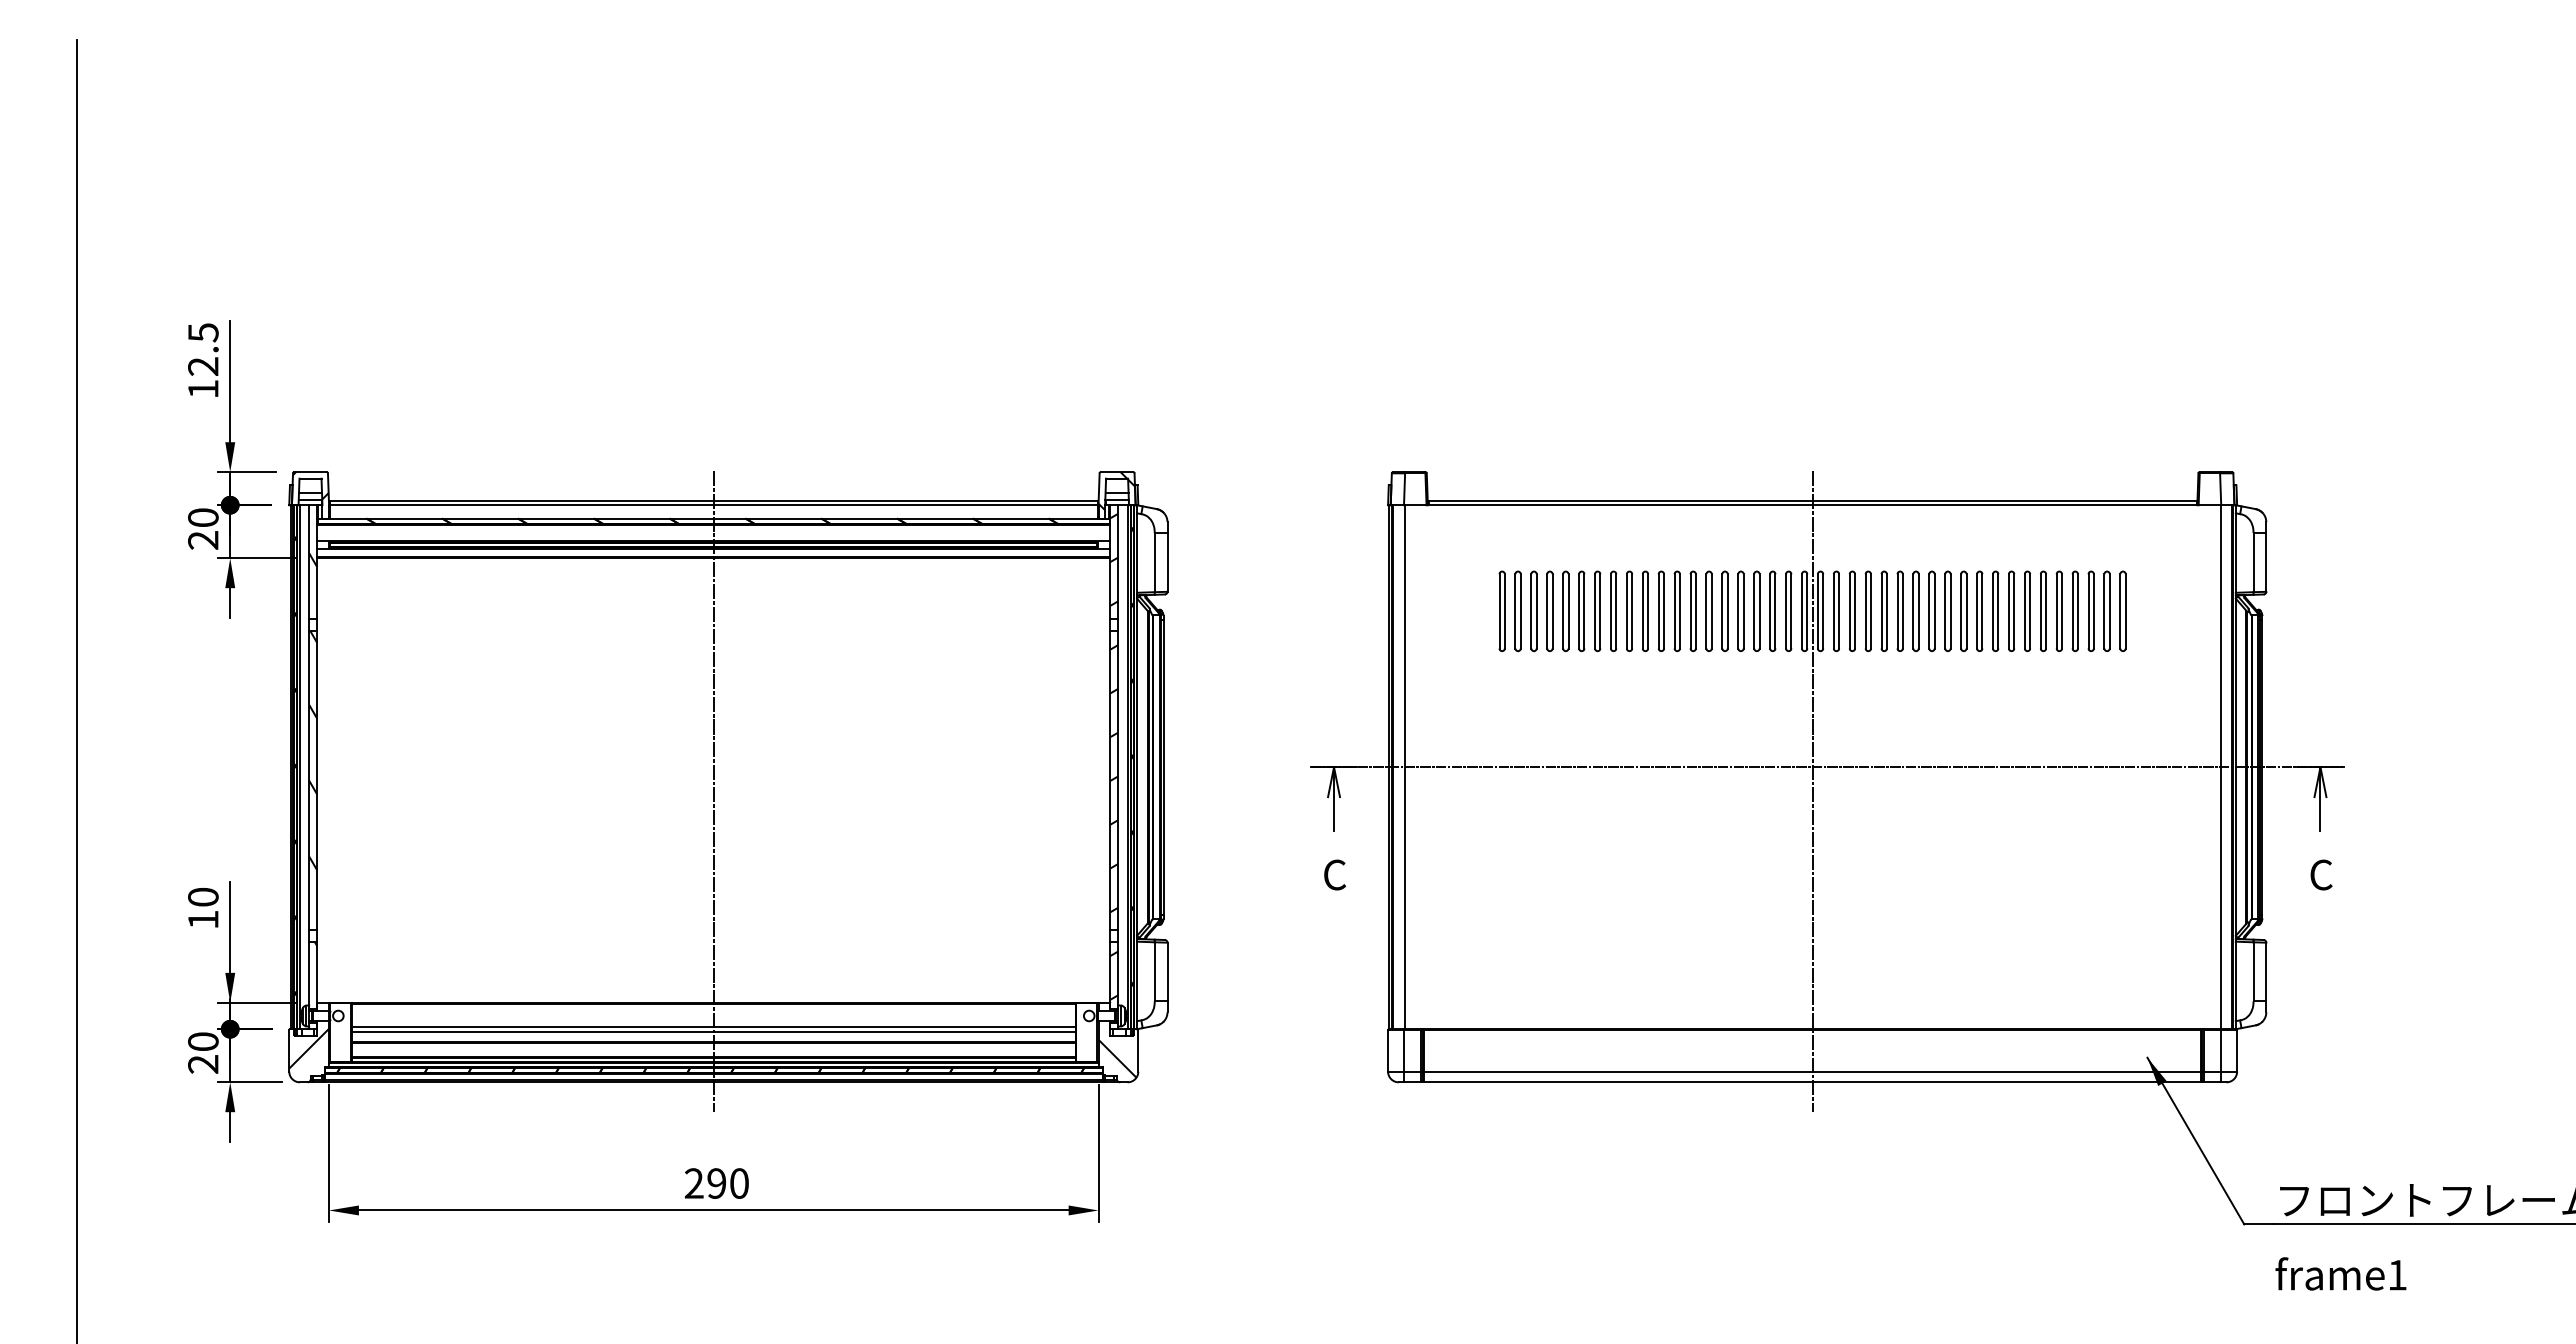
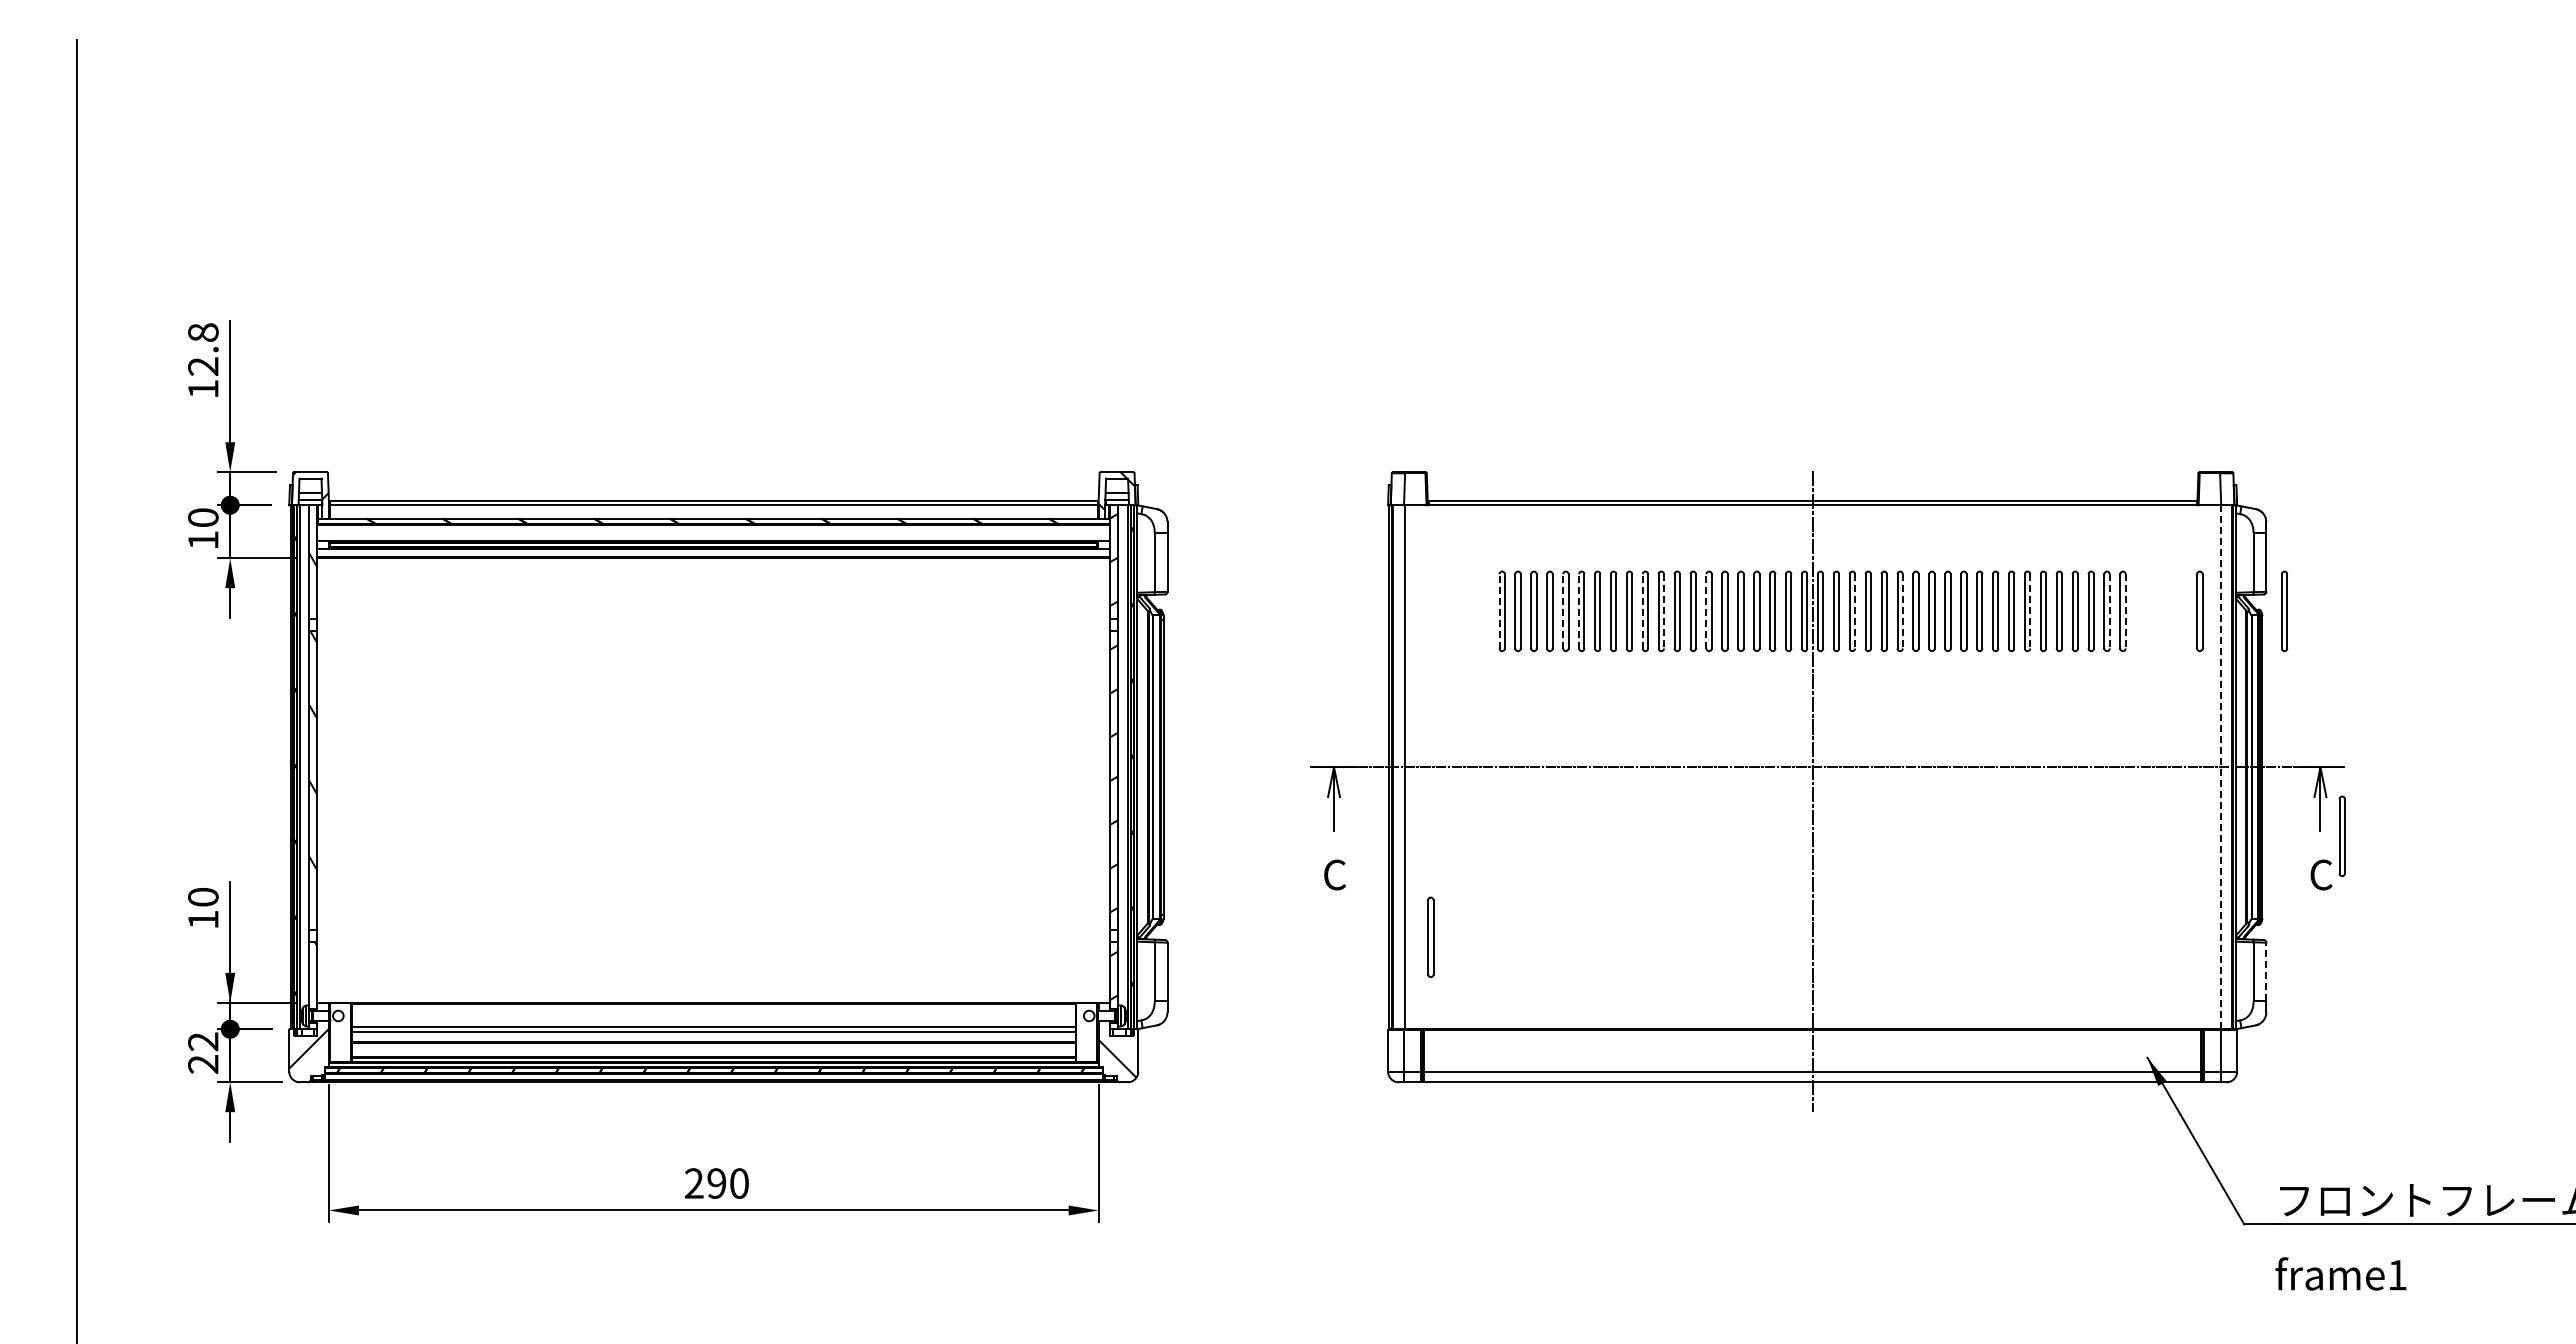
text: 12.5 -> 12.8 (203, 332)
text: 20 -> 10 (203, 540)
line: solid -> dashed (1499, 610)
line: solid -> dashed (1563, 610)
line: solid -> dashed (1579, 610)
line: solid -> dashed (1642, 610)
line: solid -> dashed (1706, 610)
part: none -> present (2199, 610)
part: none -> present (2284, 610)
line: solid -> dashed (1664, 611)
line: solid -> dashed (1855, 611)
line: solid -> dashed (1902, 611)
line: solid -> dashed (2030, 611)
line: solid -> dashed (2109, 611)
line: solid -> dashed (2125, 611)
line: solid -> dashed (2220, 766)
line: present -> none (713, 791)
part: none -> present (2341, 835)
part: none -> present (1430, 936)
line: solid -> dashed (2266, 971)
text: 20 -> 22 (203, 1041)
